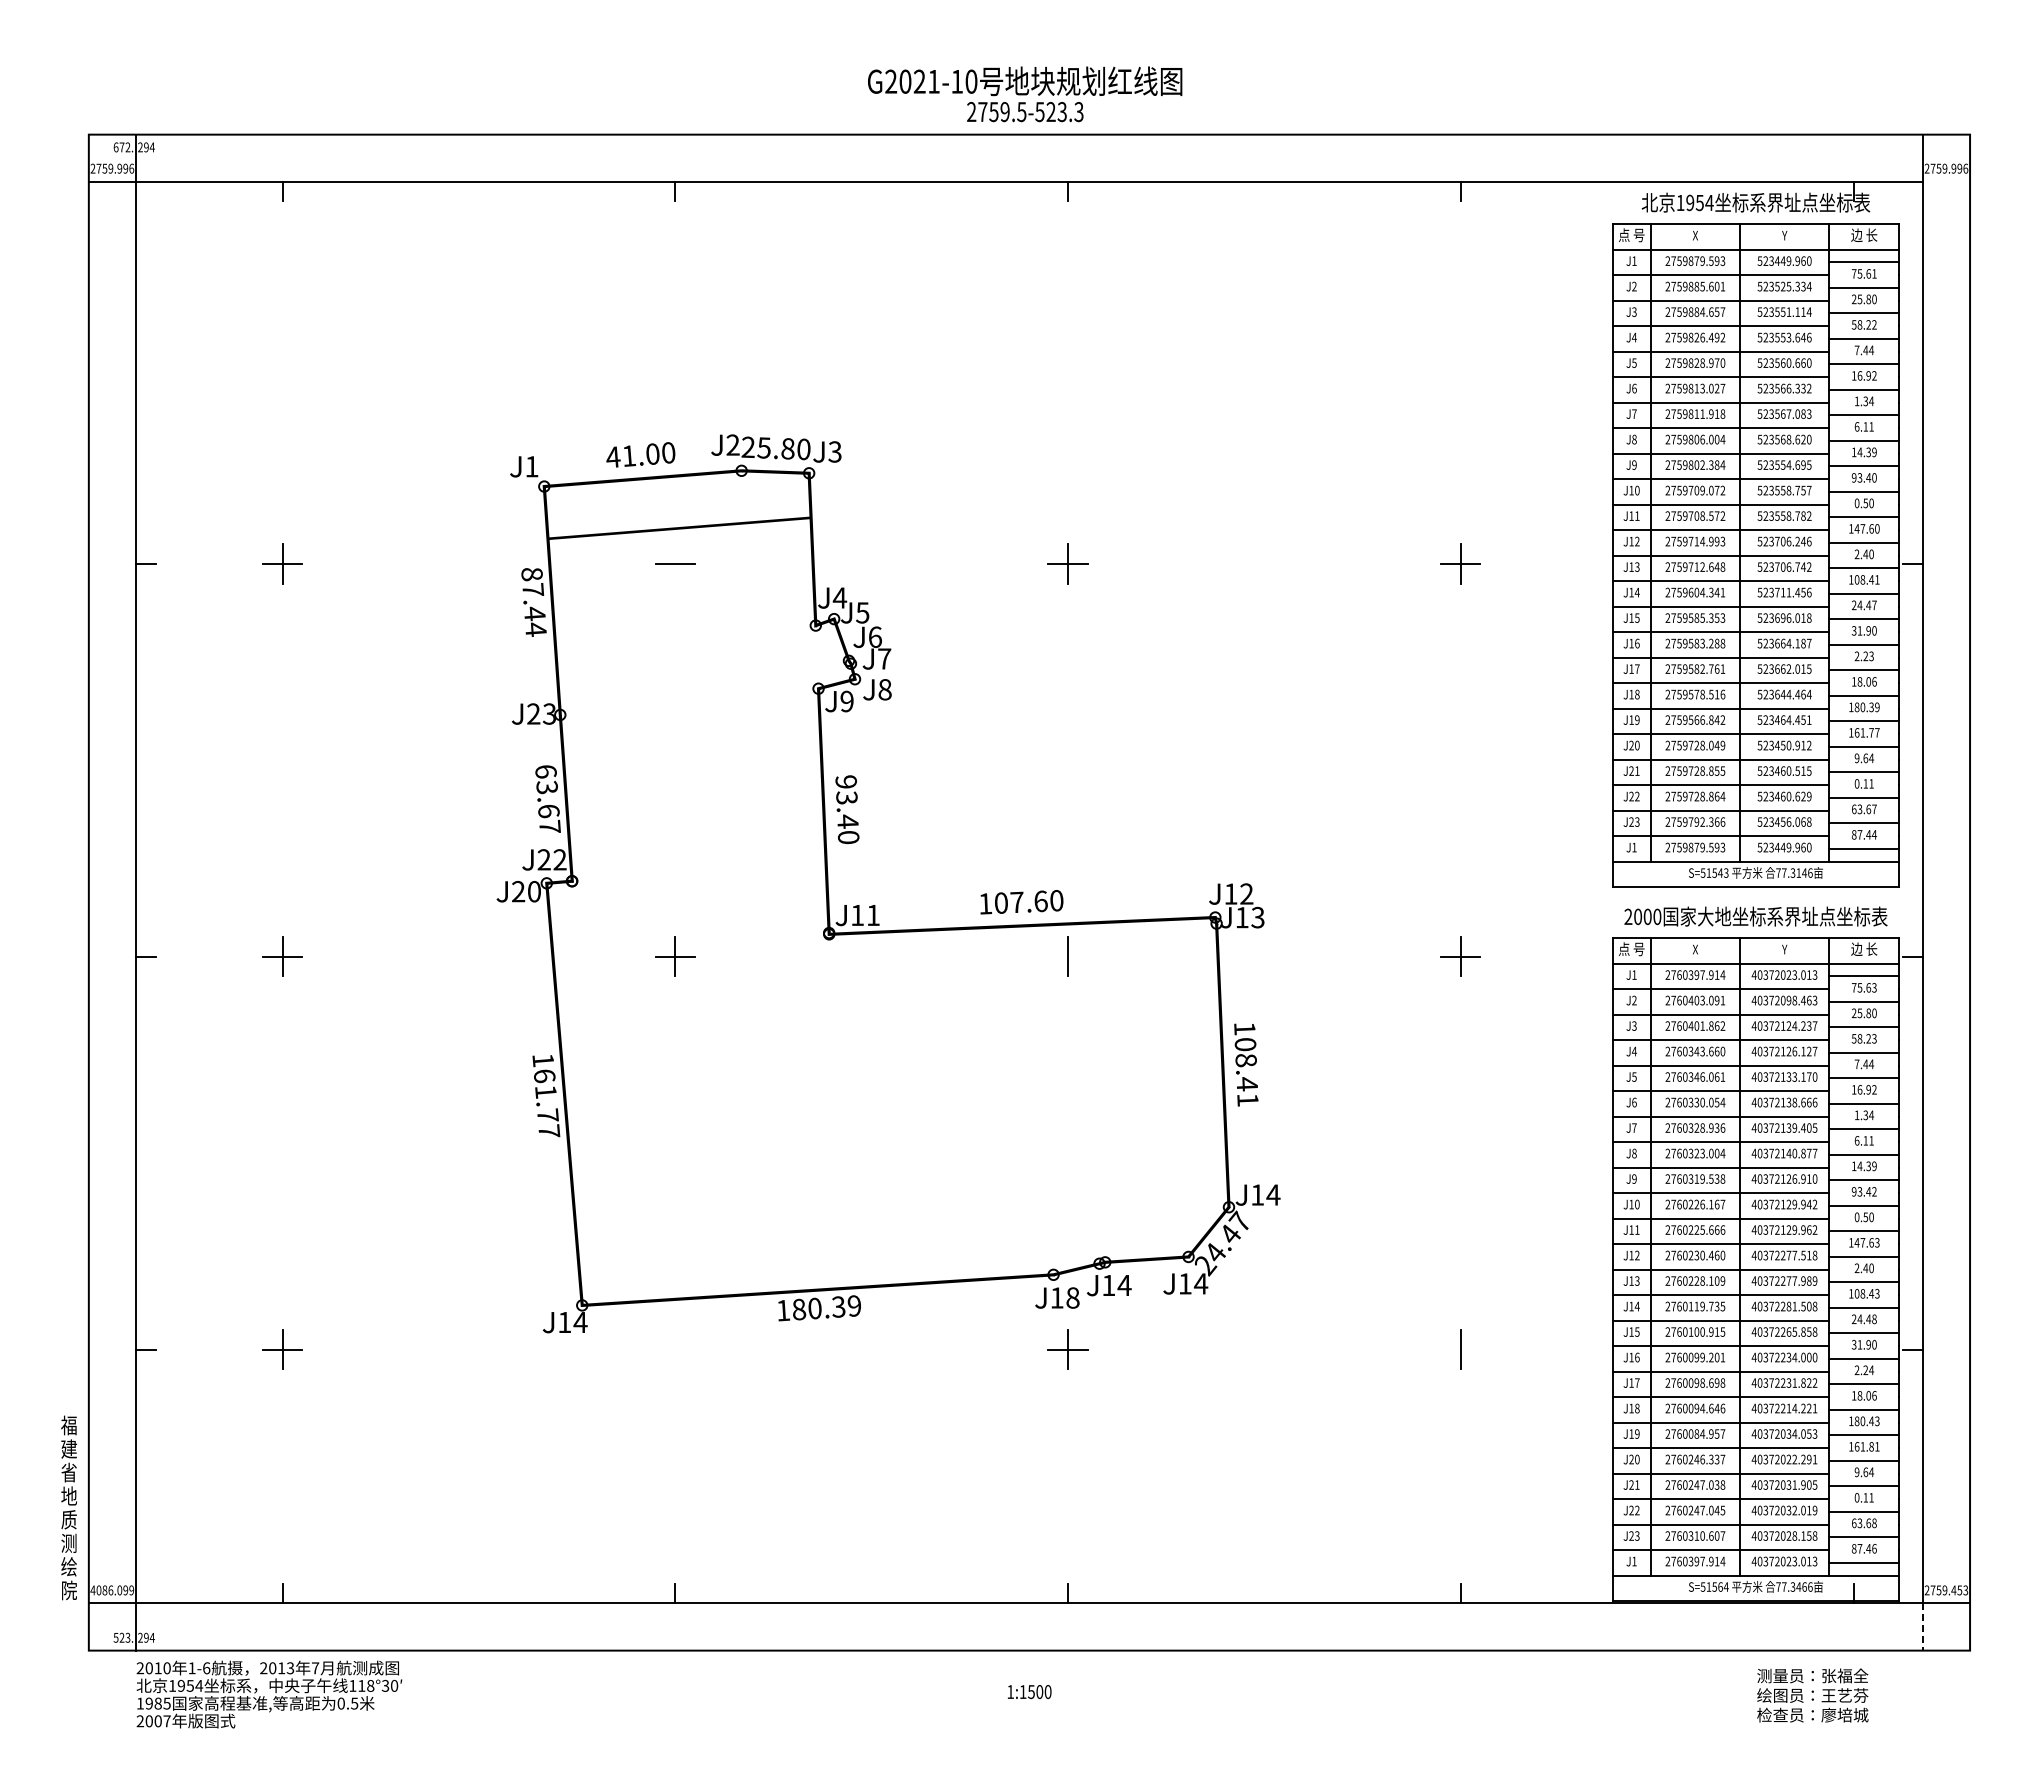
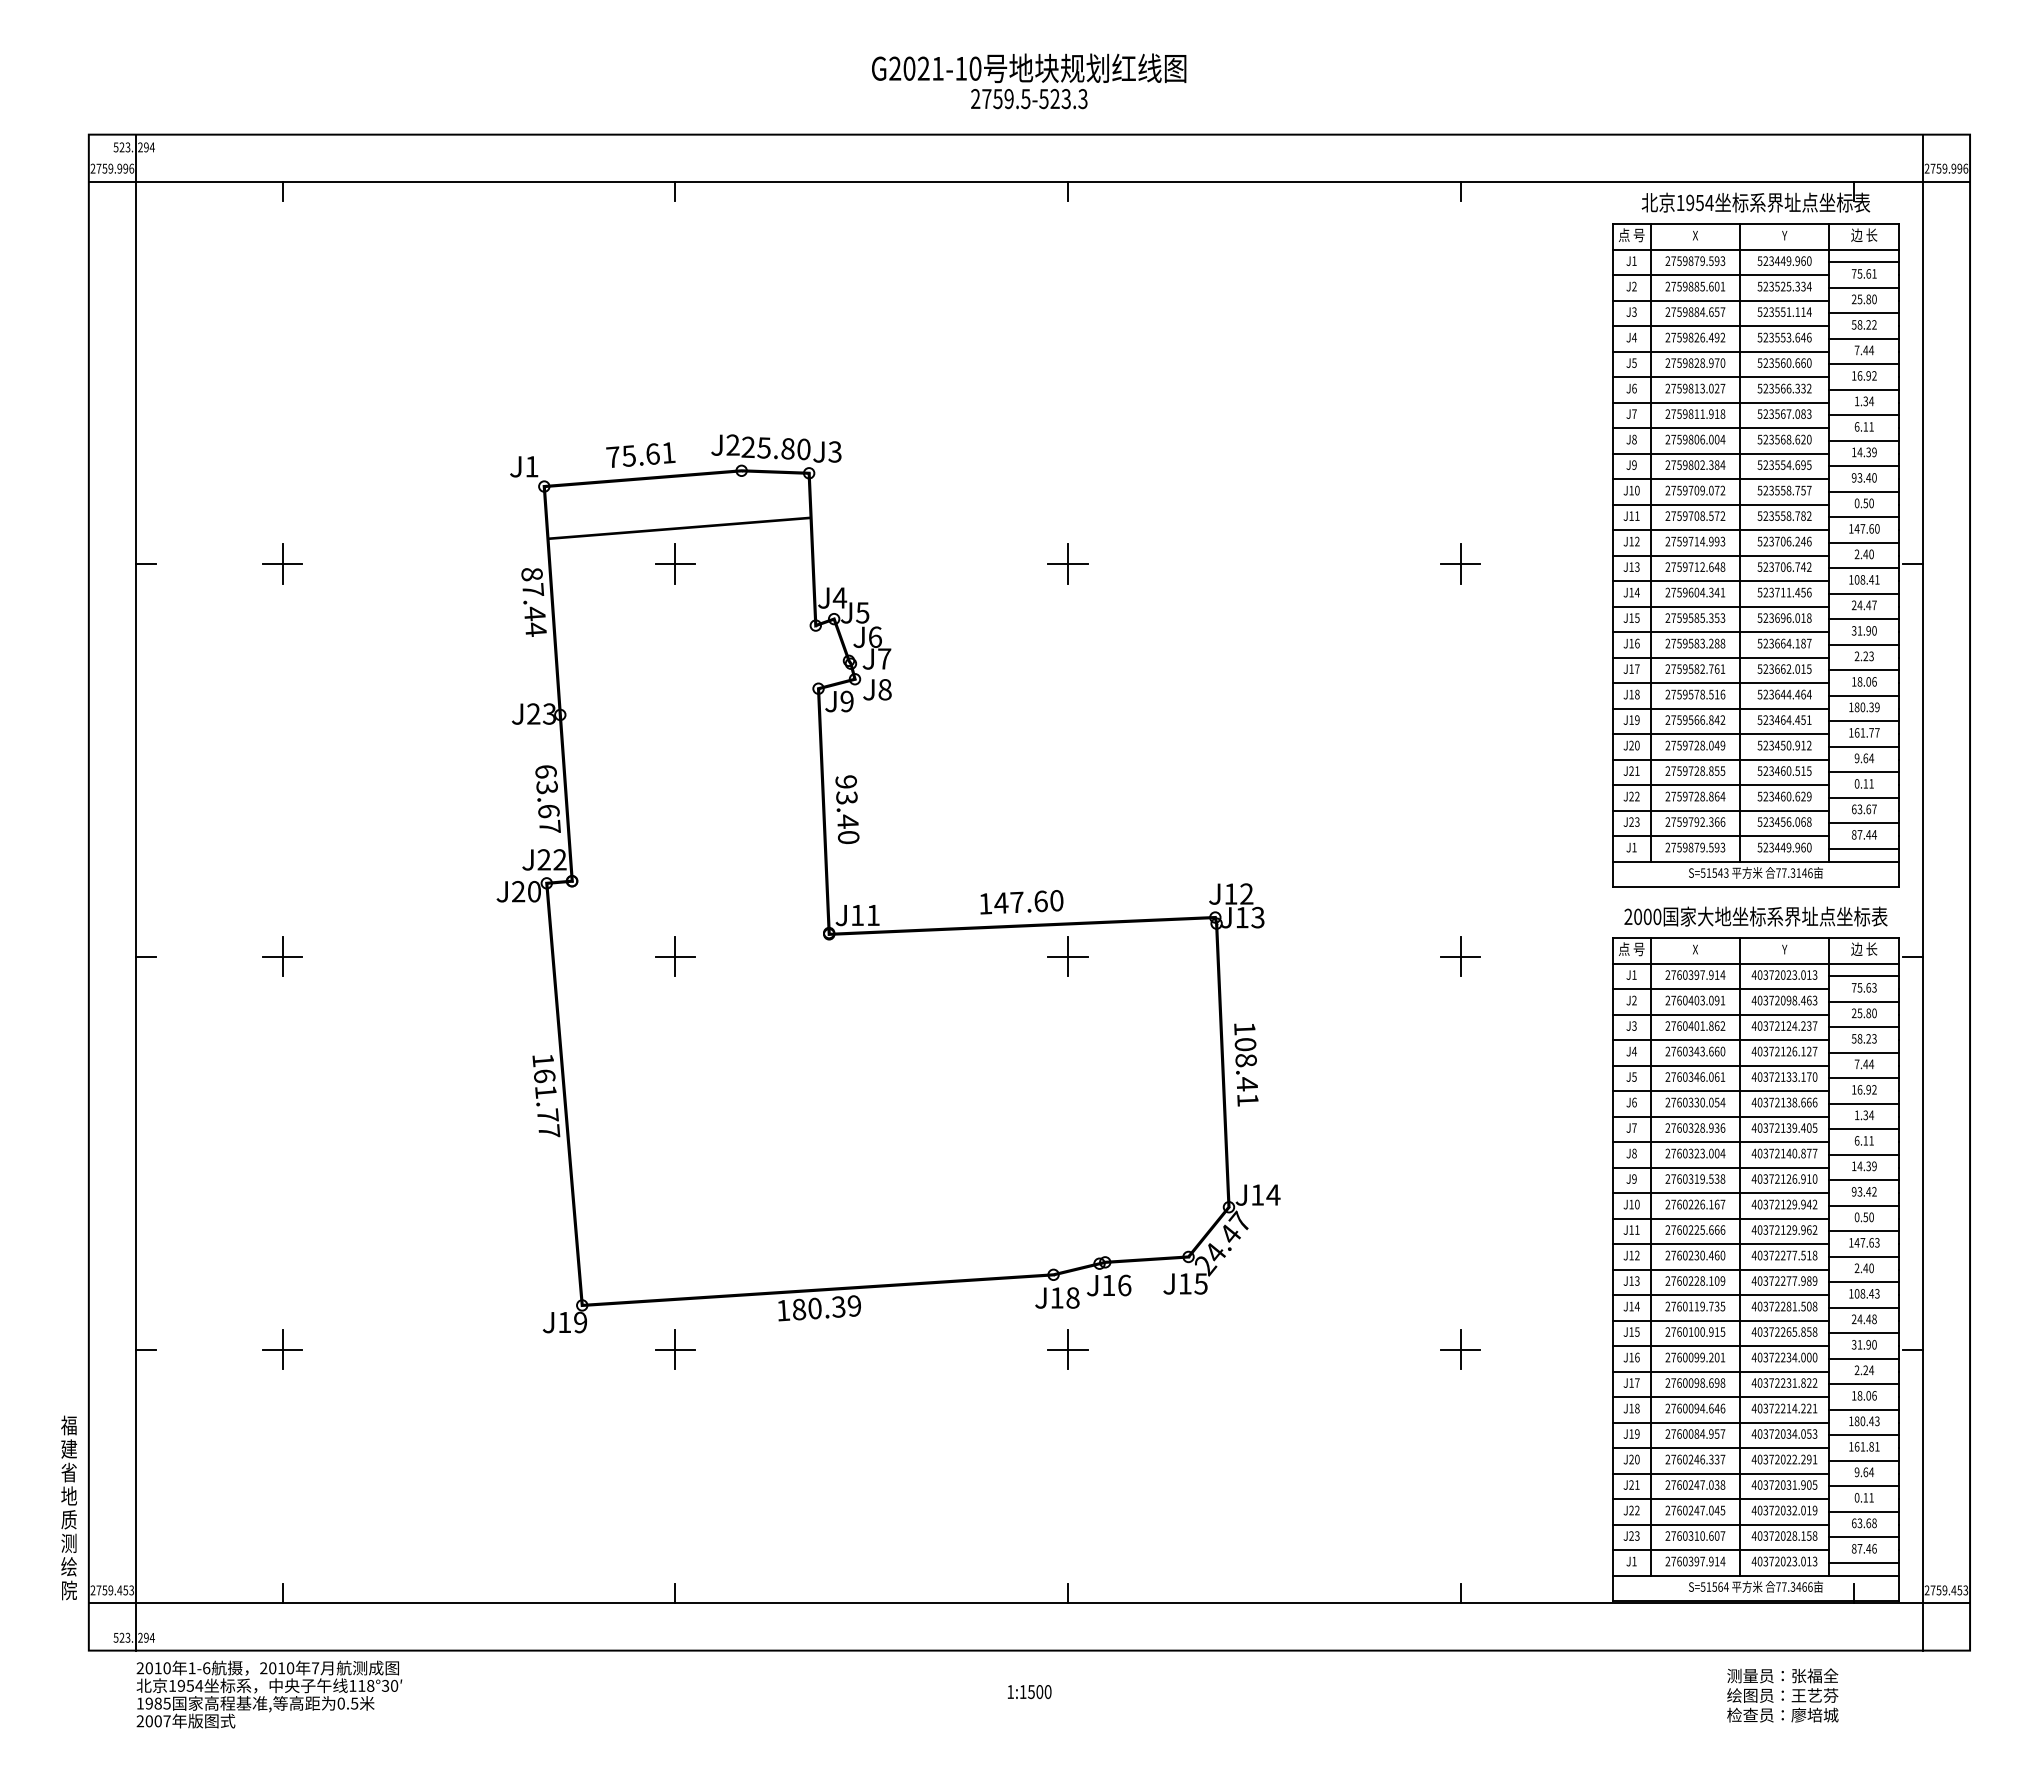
text position: (1025, 94) -> (1029, 81) (1029, 81)
text: 672. -> 523. (121, 147)
line: none -> present (1946, 181)
text: 41.00 -> 75.61 (640, 454)
line: none -> present (675, 563)
text: 107.60 -> 147.60 (1001, 902)
line: none -> present (1067, 956)
text: J14 -> J15 (1200, 1283)
text: J14 -> J16 (1124, 1285)
text: J14 -> J19 (580, 1322)
part: none -> present (675, 1349)
line: none -> present (1460, 1349)
text: 4086.099 -> 2759.453 (112, 1590)
line: dashed -> solid (1922, 1627)
text: 2013 -> 2010 (290, 1668)
text position: (1812, 1695) -> (1782, 1695) (1782, 1695)
